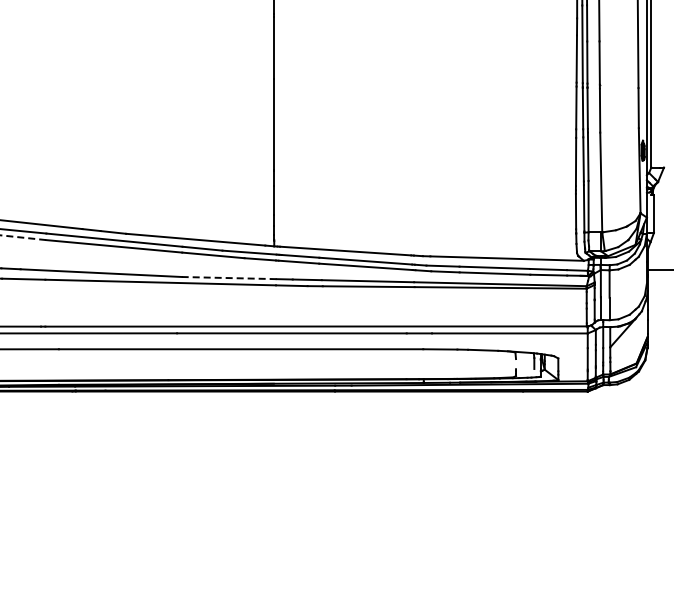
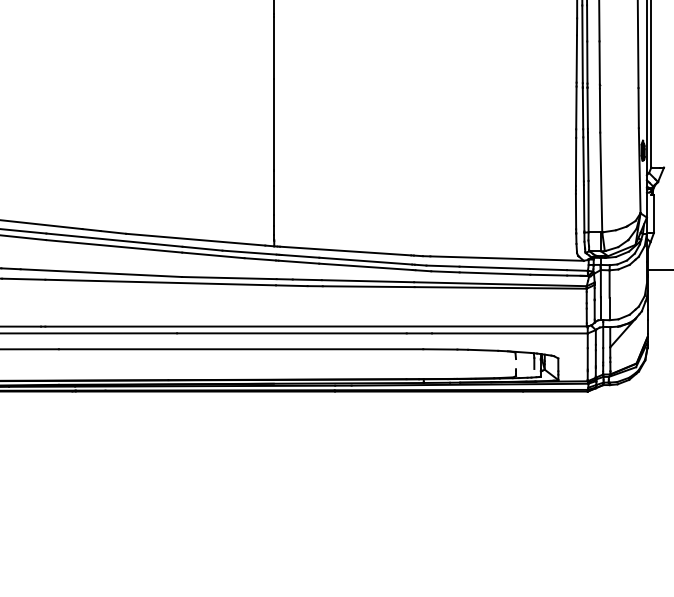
line: dashed -> solid (23, 237)
line: dashed -> solid (228, 278)
